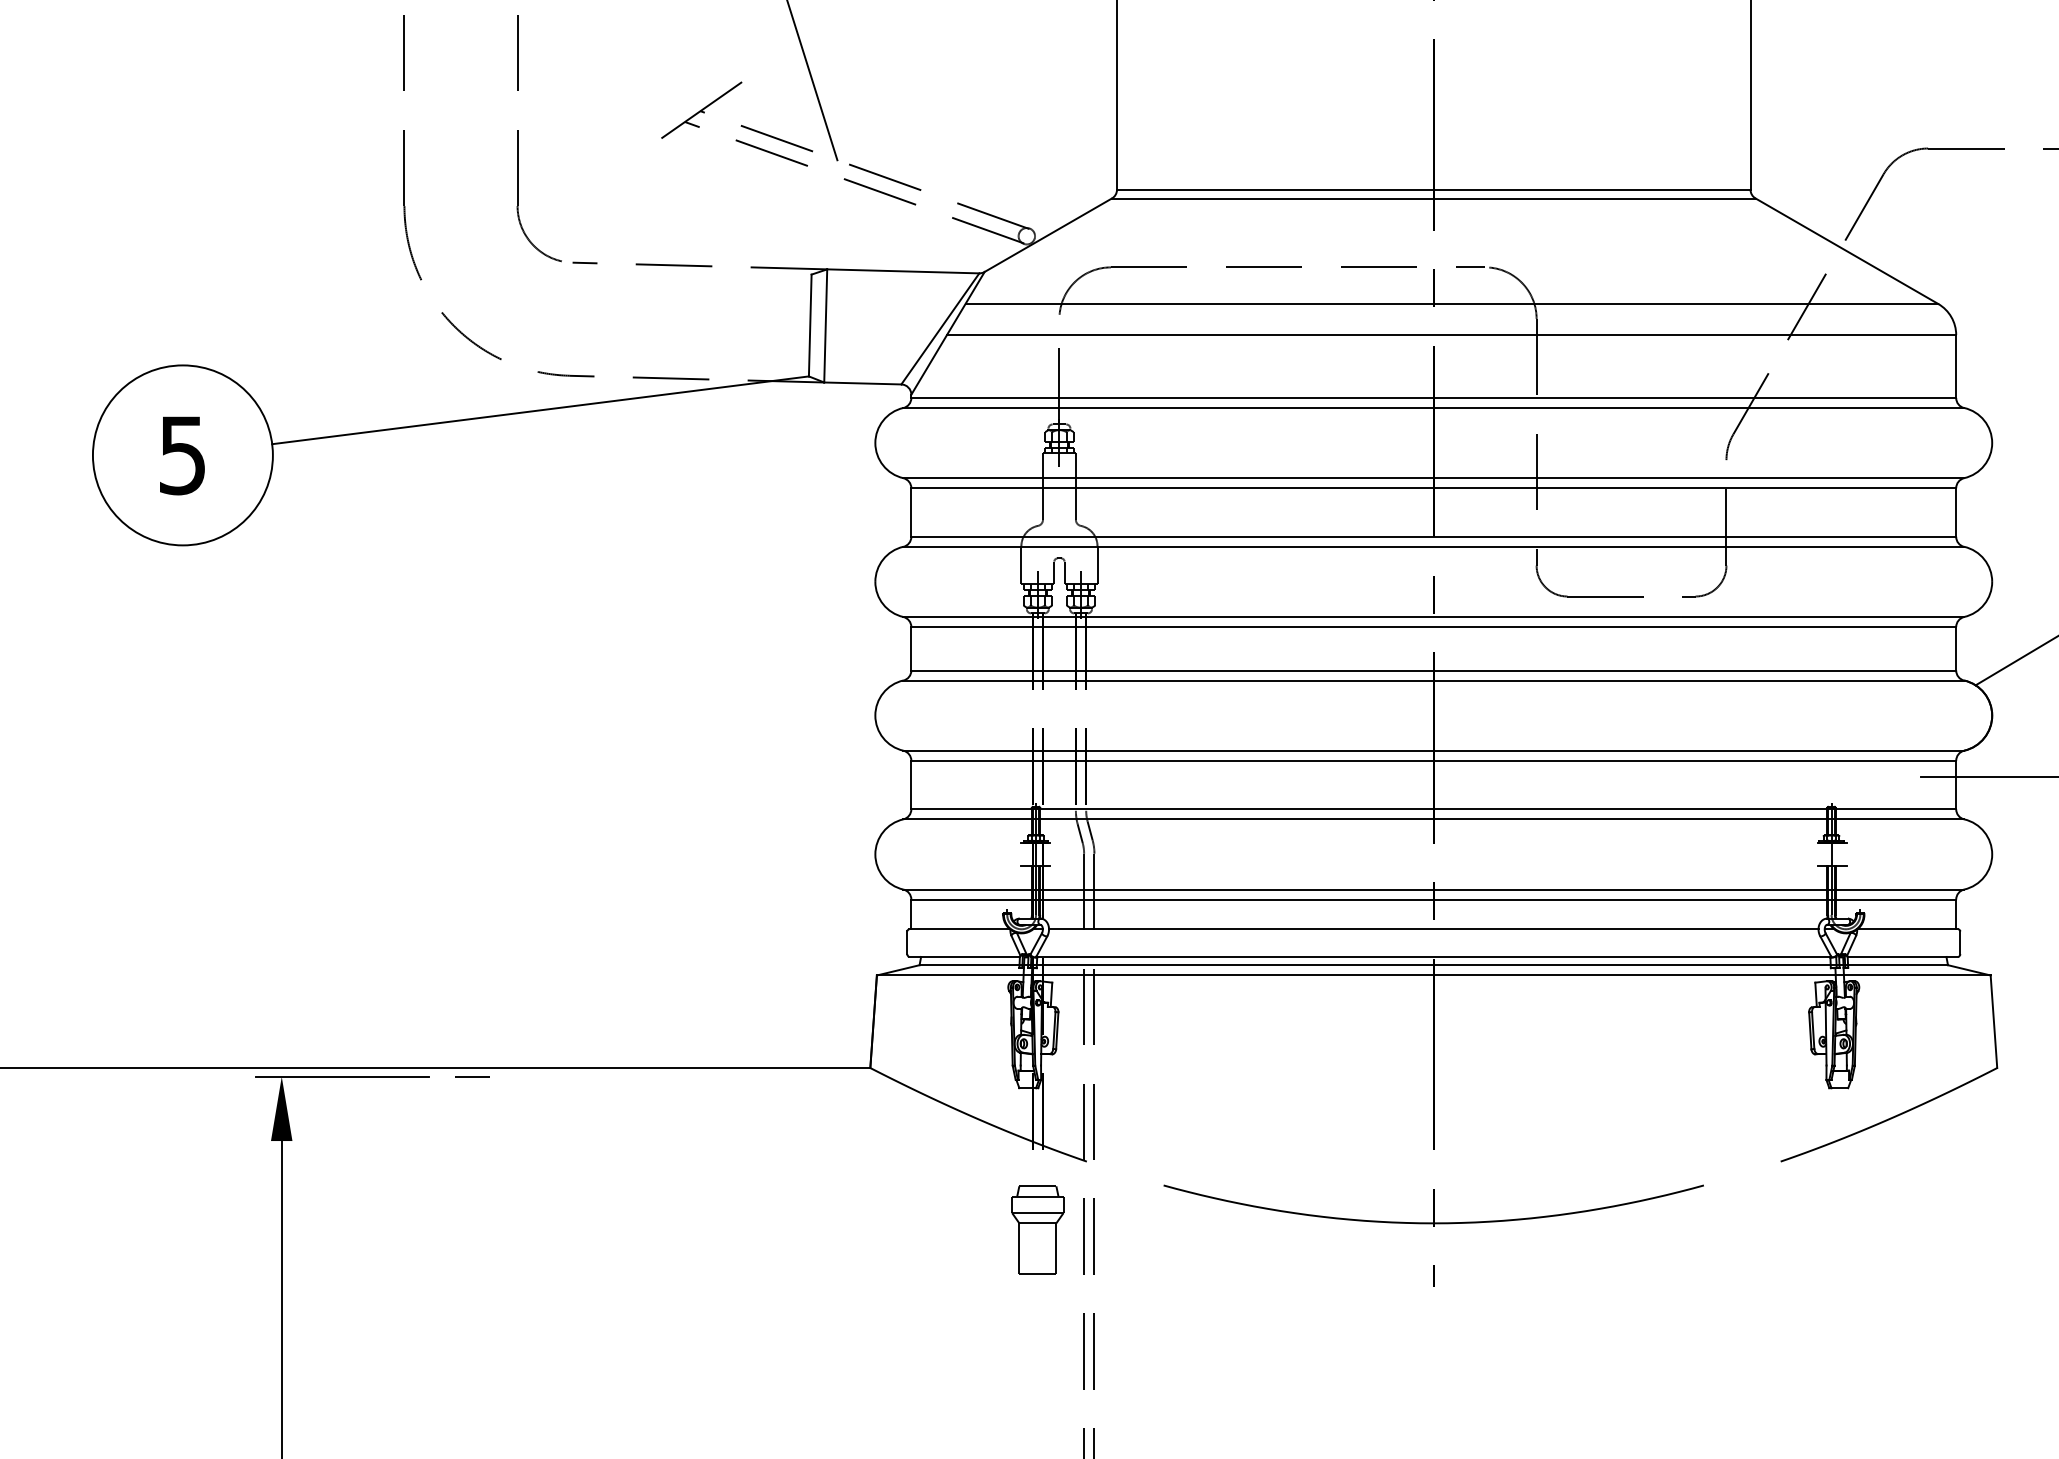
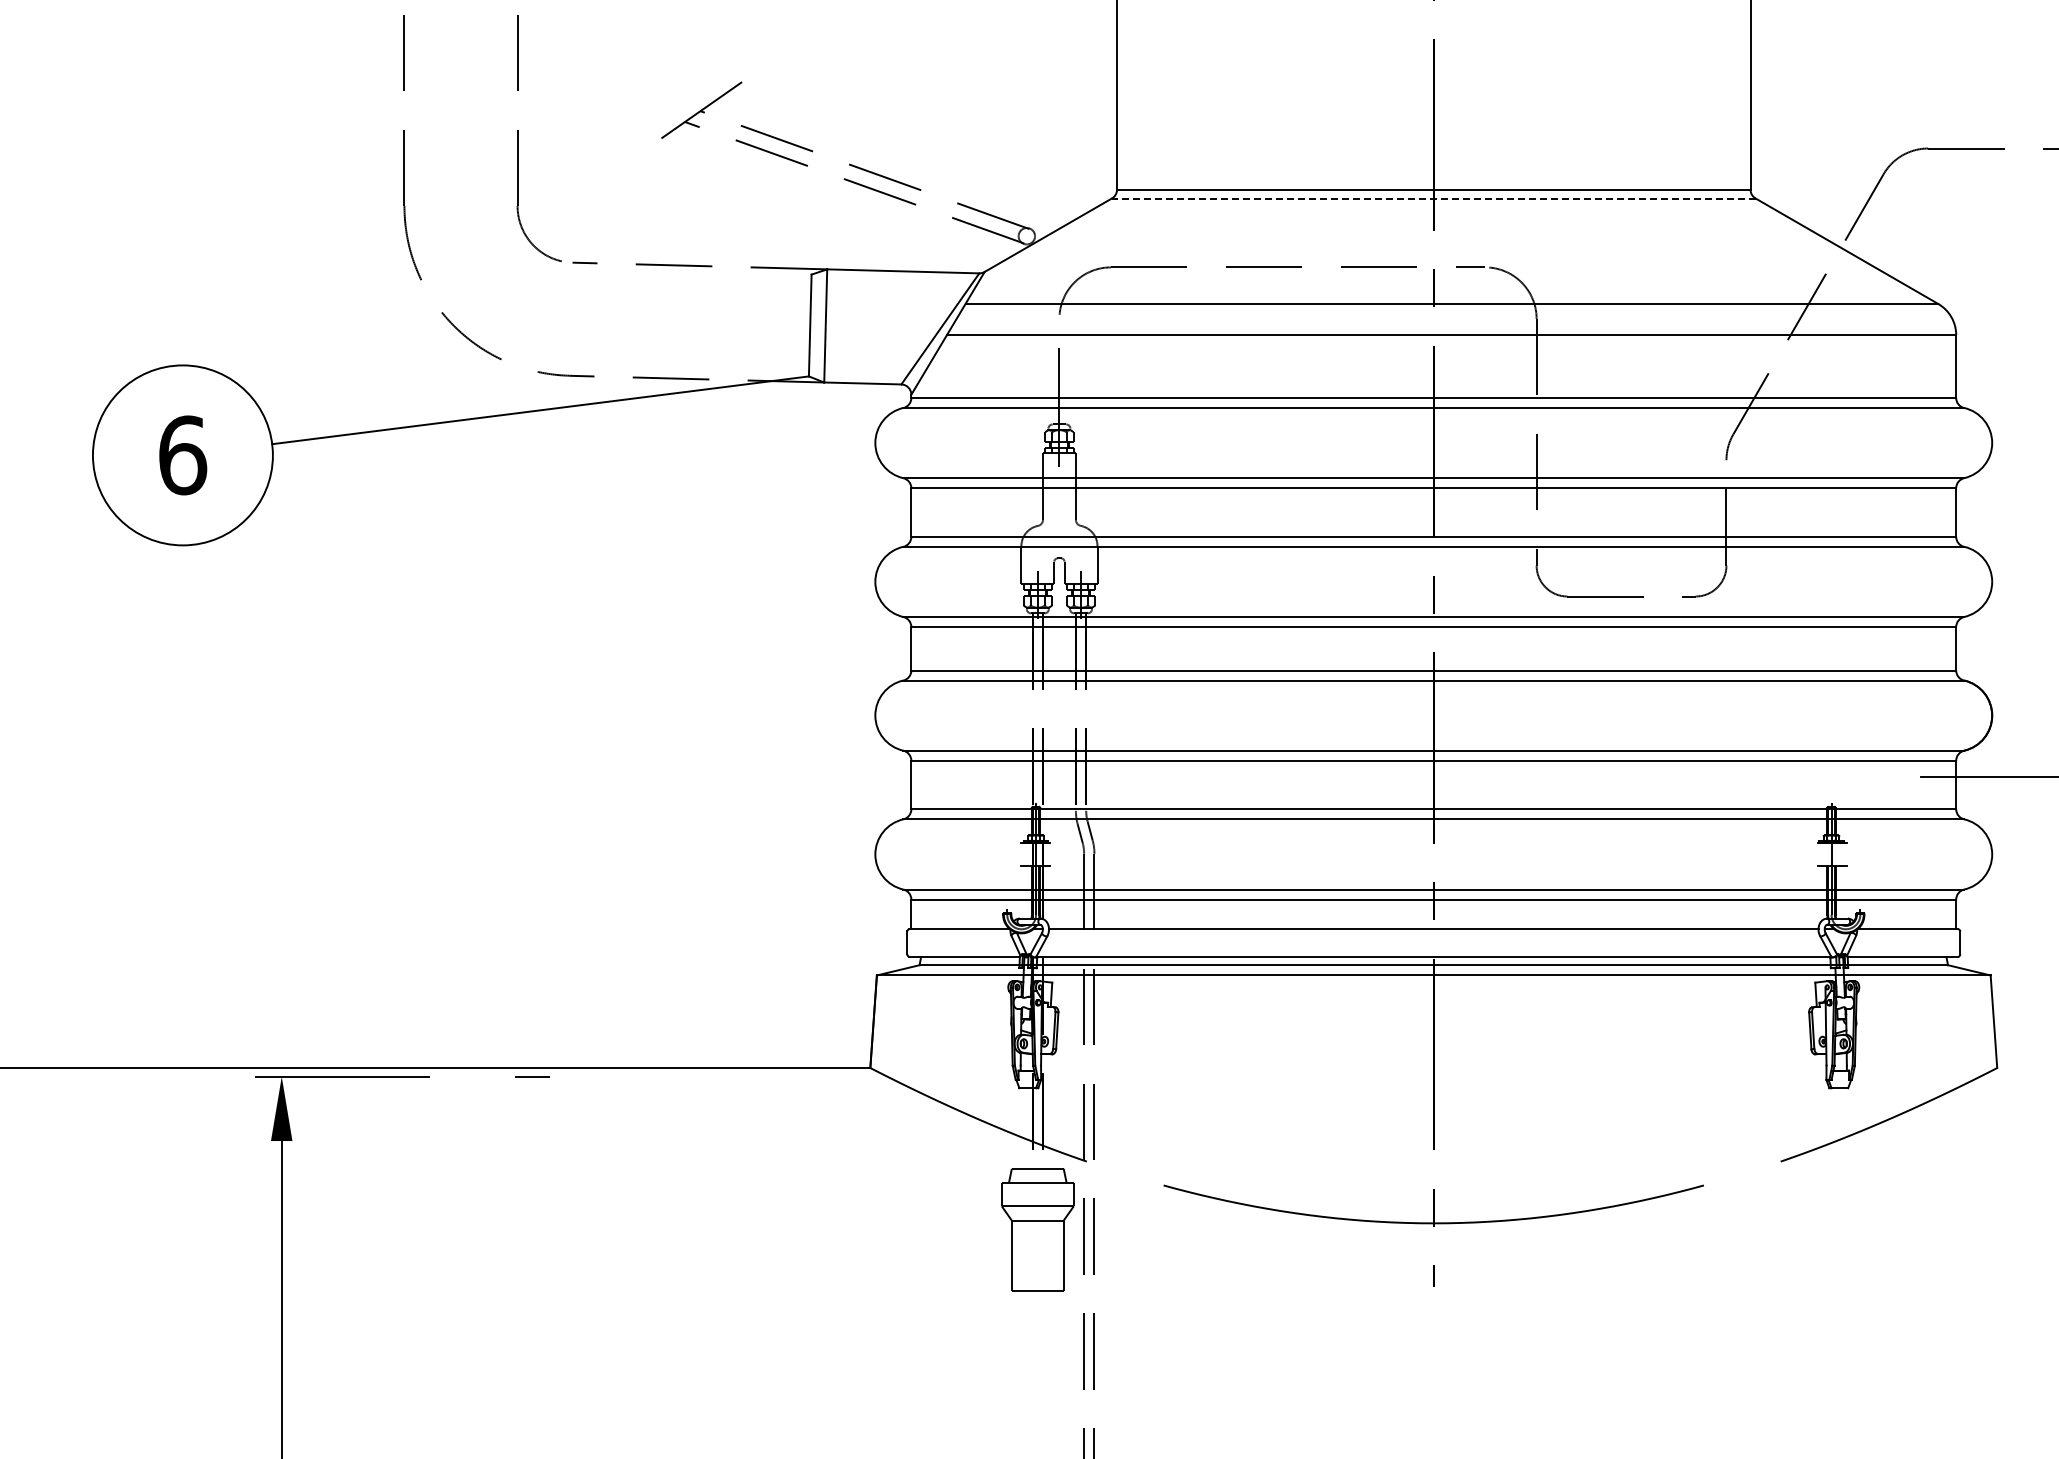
line: present -> none (812, 81)
line: solid -> dashed (1433, 198)
text: 5 -> 6 (183, 455)
line: present -> none (2015, 661)
line position: (472, 1076) -> (532, 1076) (532, 1076)
part size: 54x90 px -> 74x124 px (1037, 1229)
